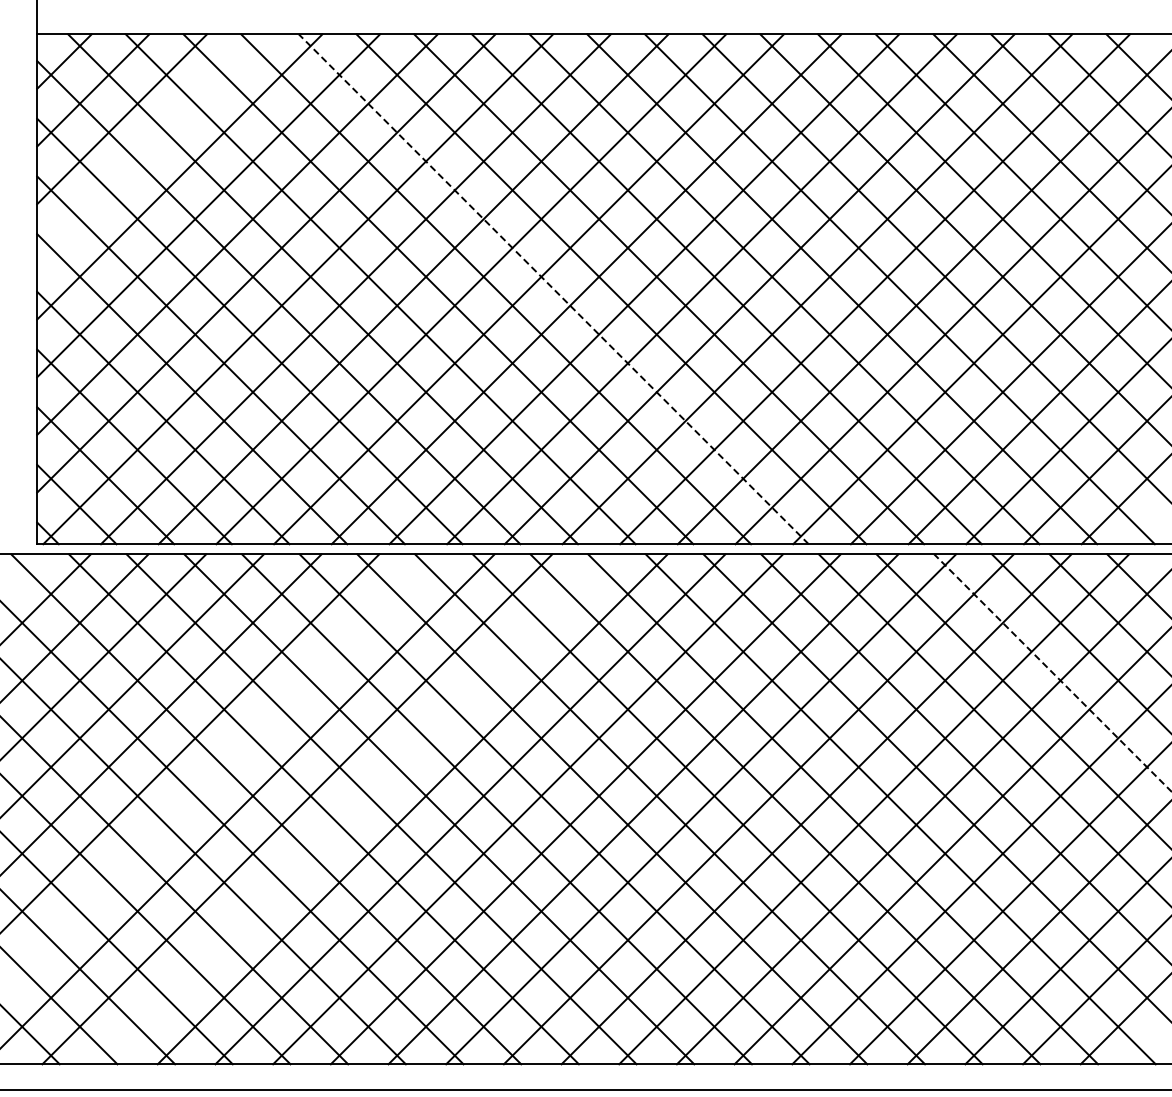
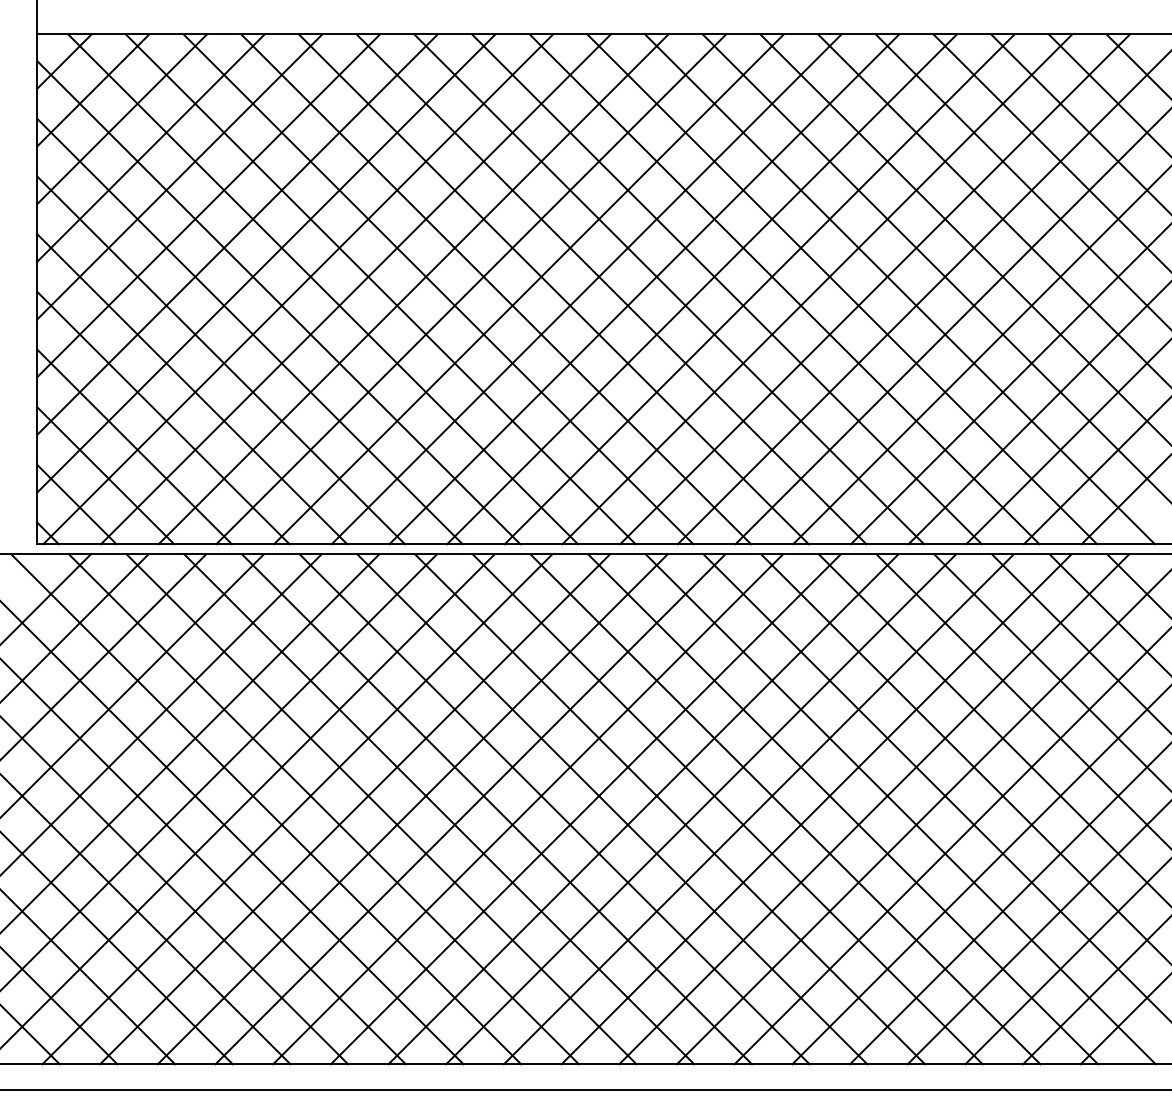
line: none -> present (150, 147)
line: dashed -> solid (553, 289)
line: dashed -> solid (1052, 673)
line: none -> present (219, 771)
line: none -> present (354, 809)
